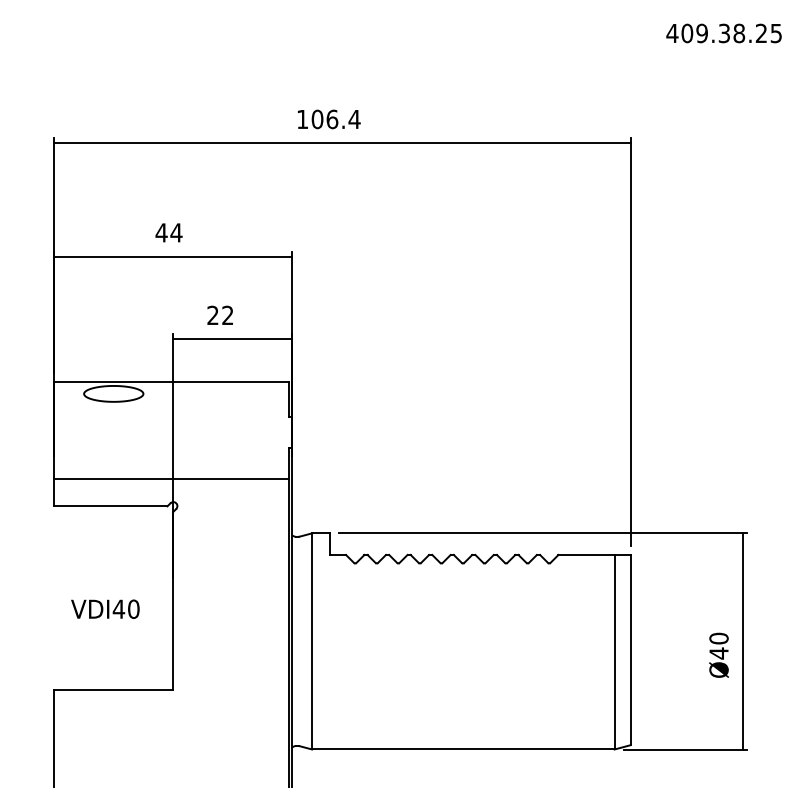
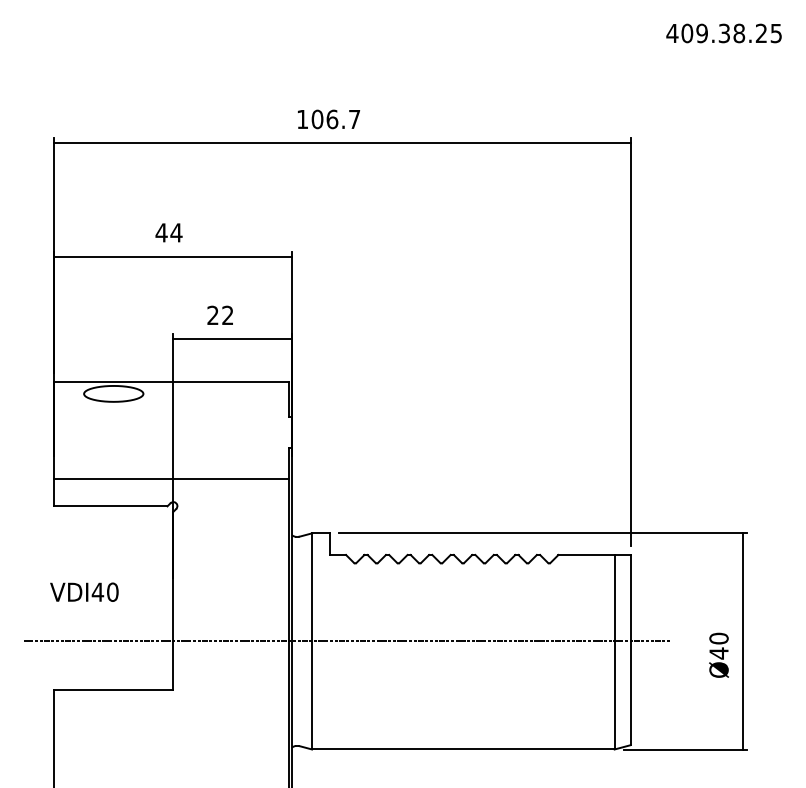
text: 106.4 -> 106.7 (354, 119)
text position: (105, 608) -> (84, 591) (84, 591)
line: none -> present (347, 641)
